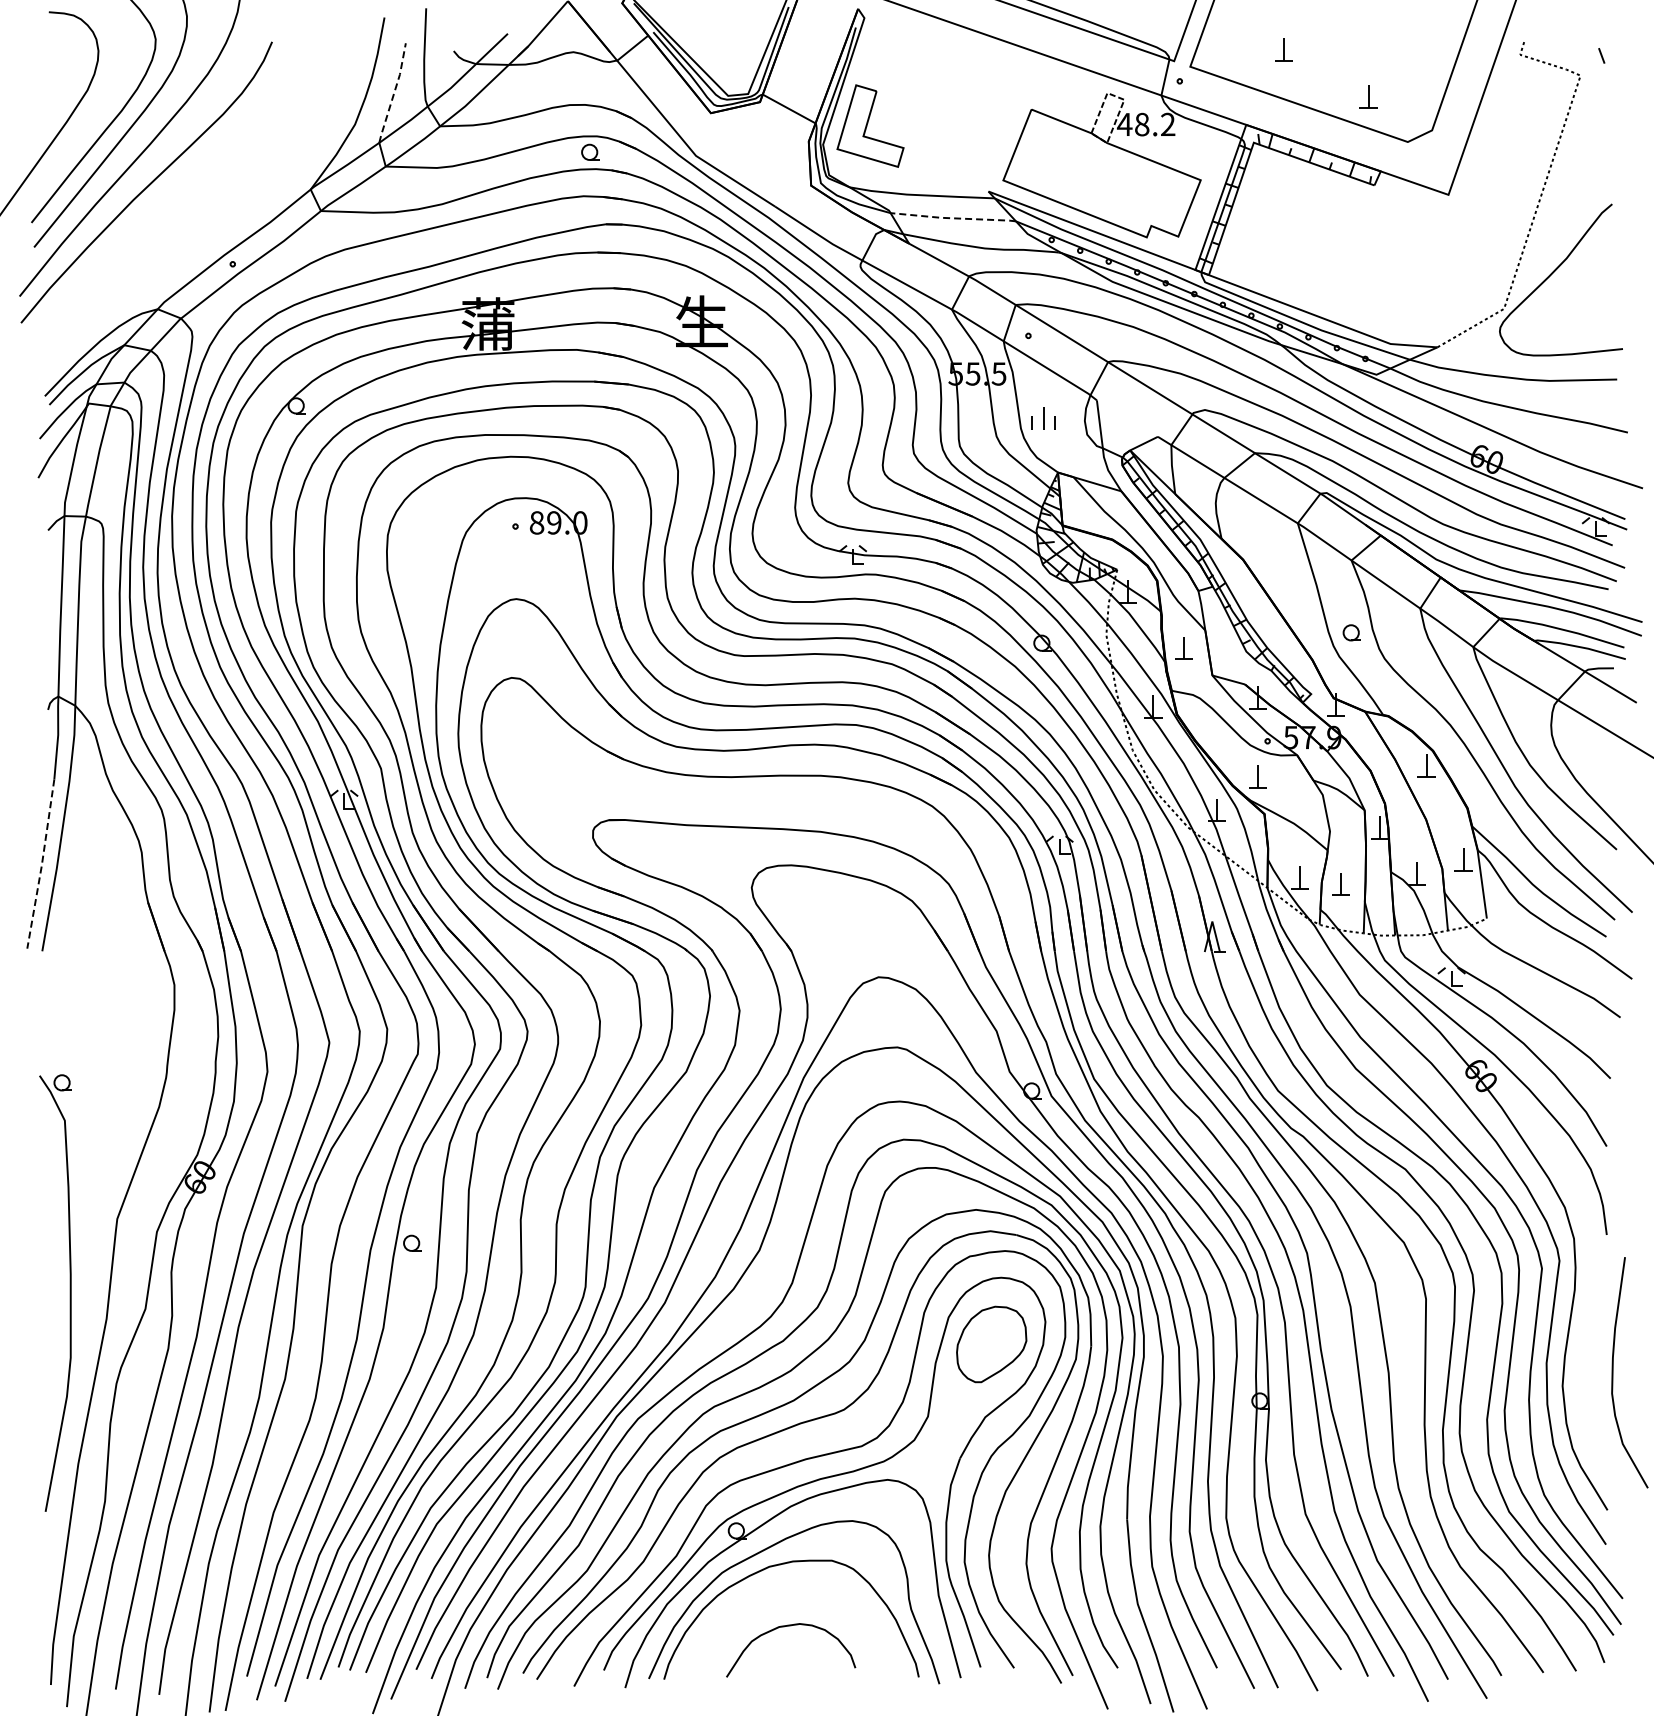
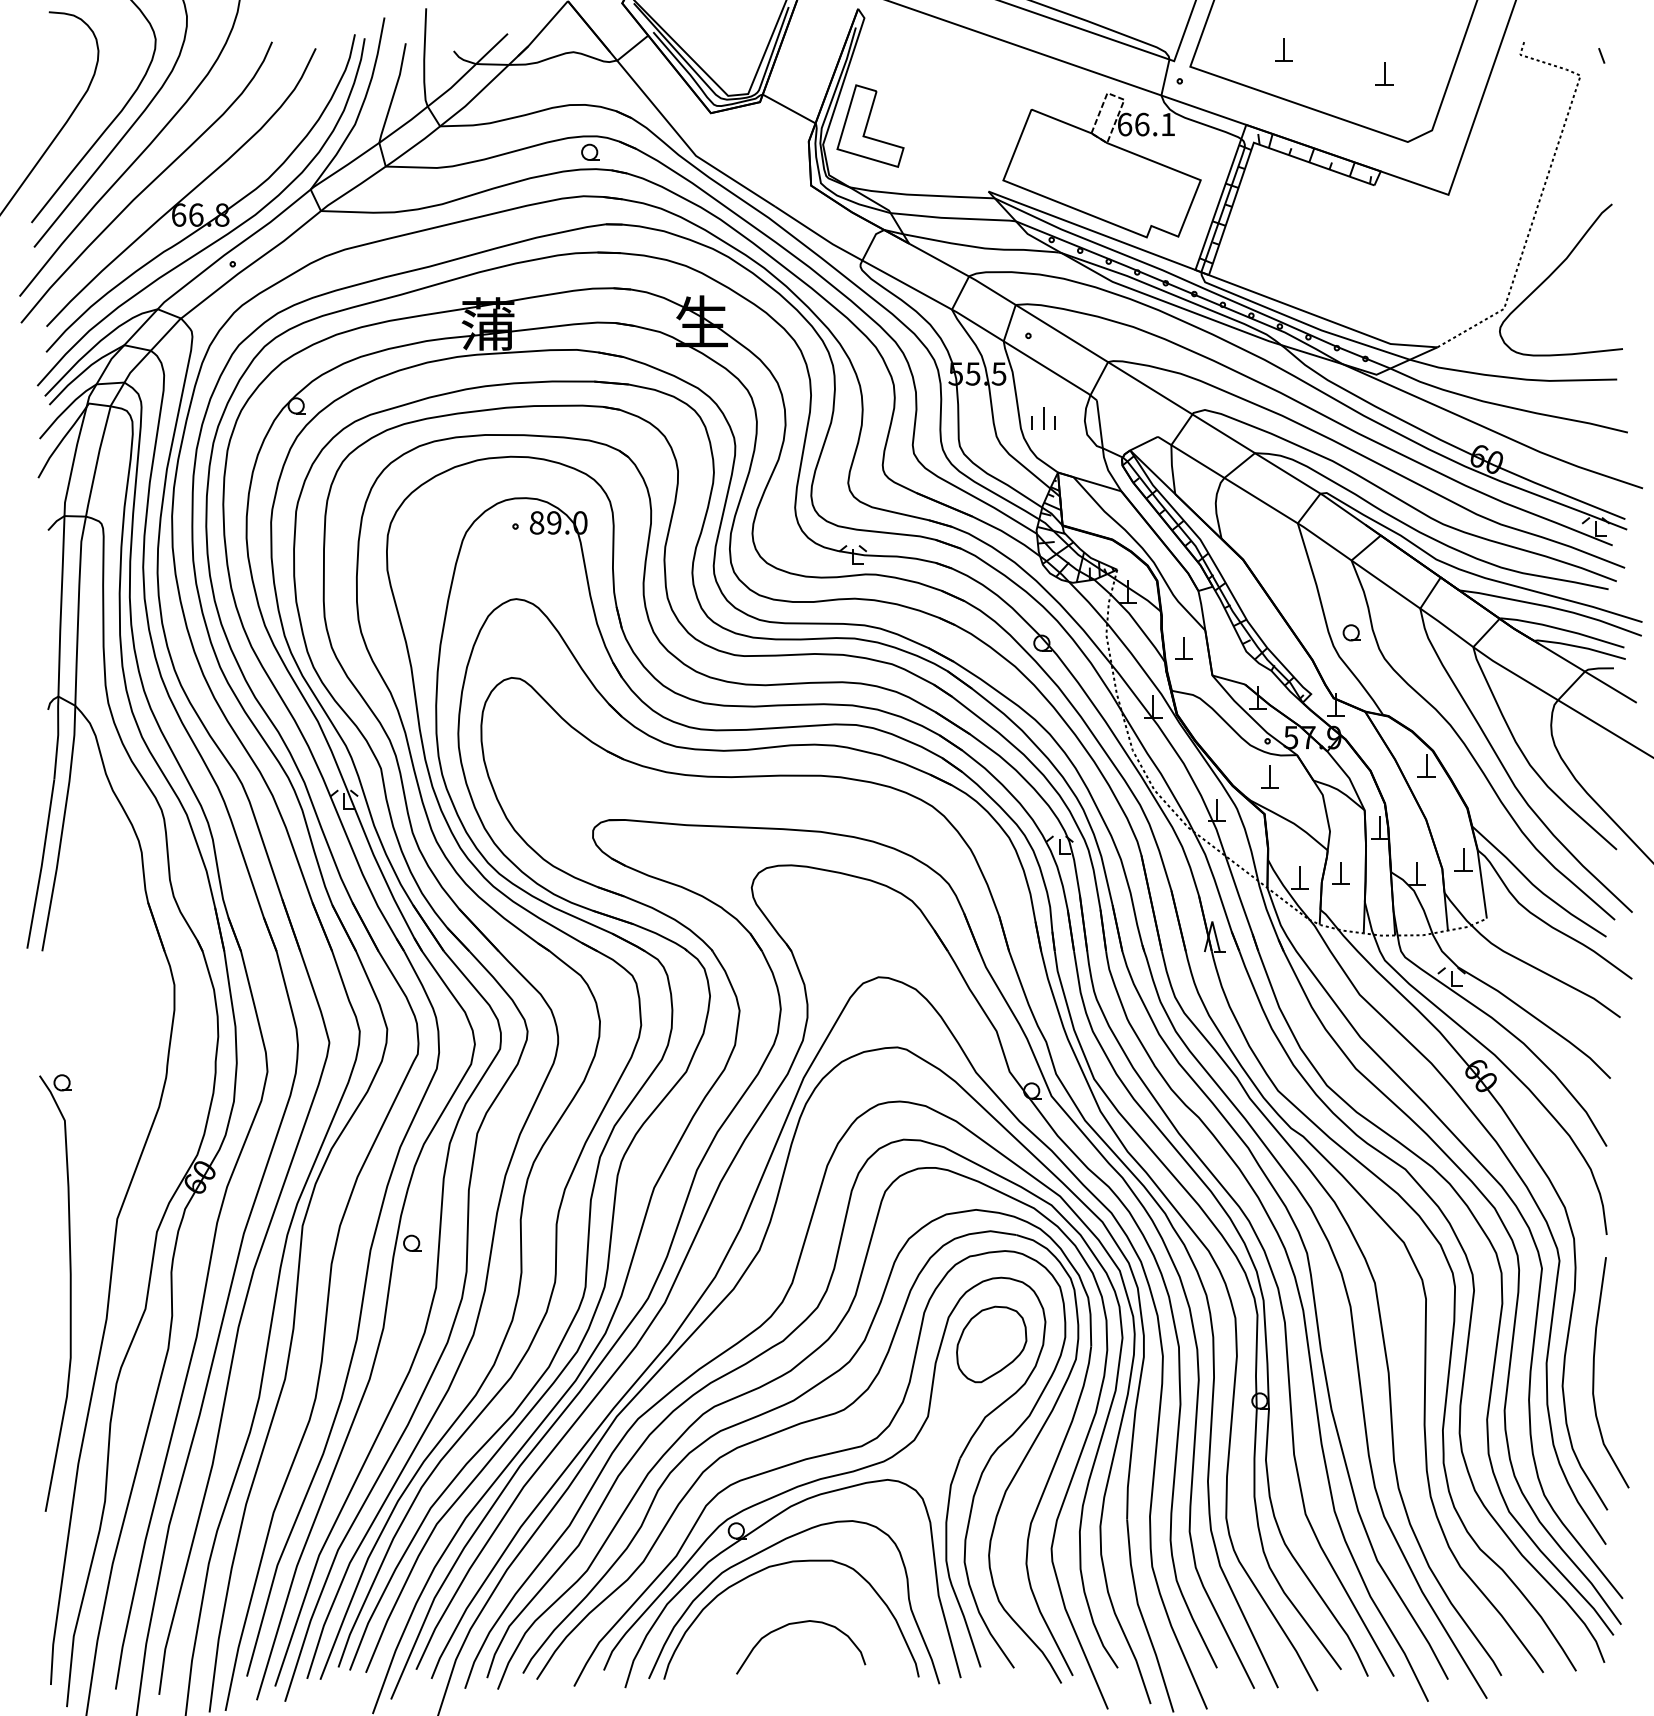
line: dashed -> solid (394, 93)
part position: (1368, 96) -> (1384, 73) (1384, 73)
text: 48.2 -> 66.1 (1145, 124)
part: none -> present (201, 210)
line: dashed -> solid (953, 218)
part position: (1257, 776) -> (1269, 776) (1269, 776)
line: dashed -> solid (41, 865)
part position: (1340, 884) -> (1340, 873) (1340, 873)
curve position: (1613, 1372) -> (1594, 1372) (1594, 1372)
curve position: (791, 1626) -> (801, 1623) (801, 1623)
